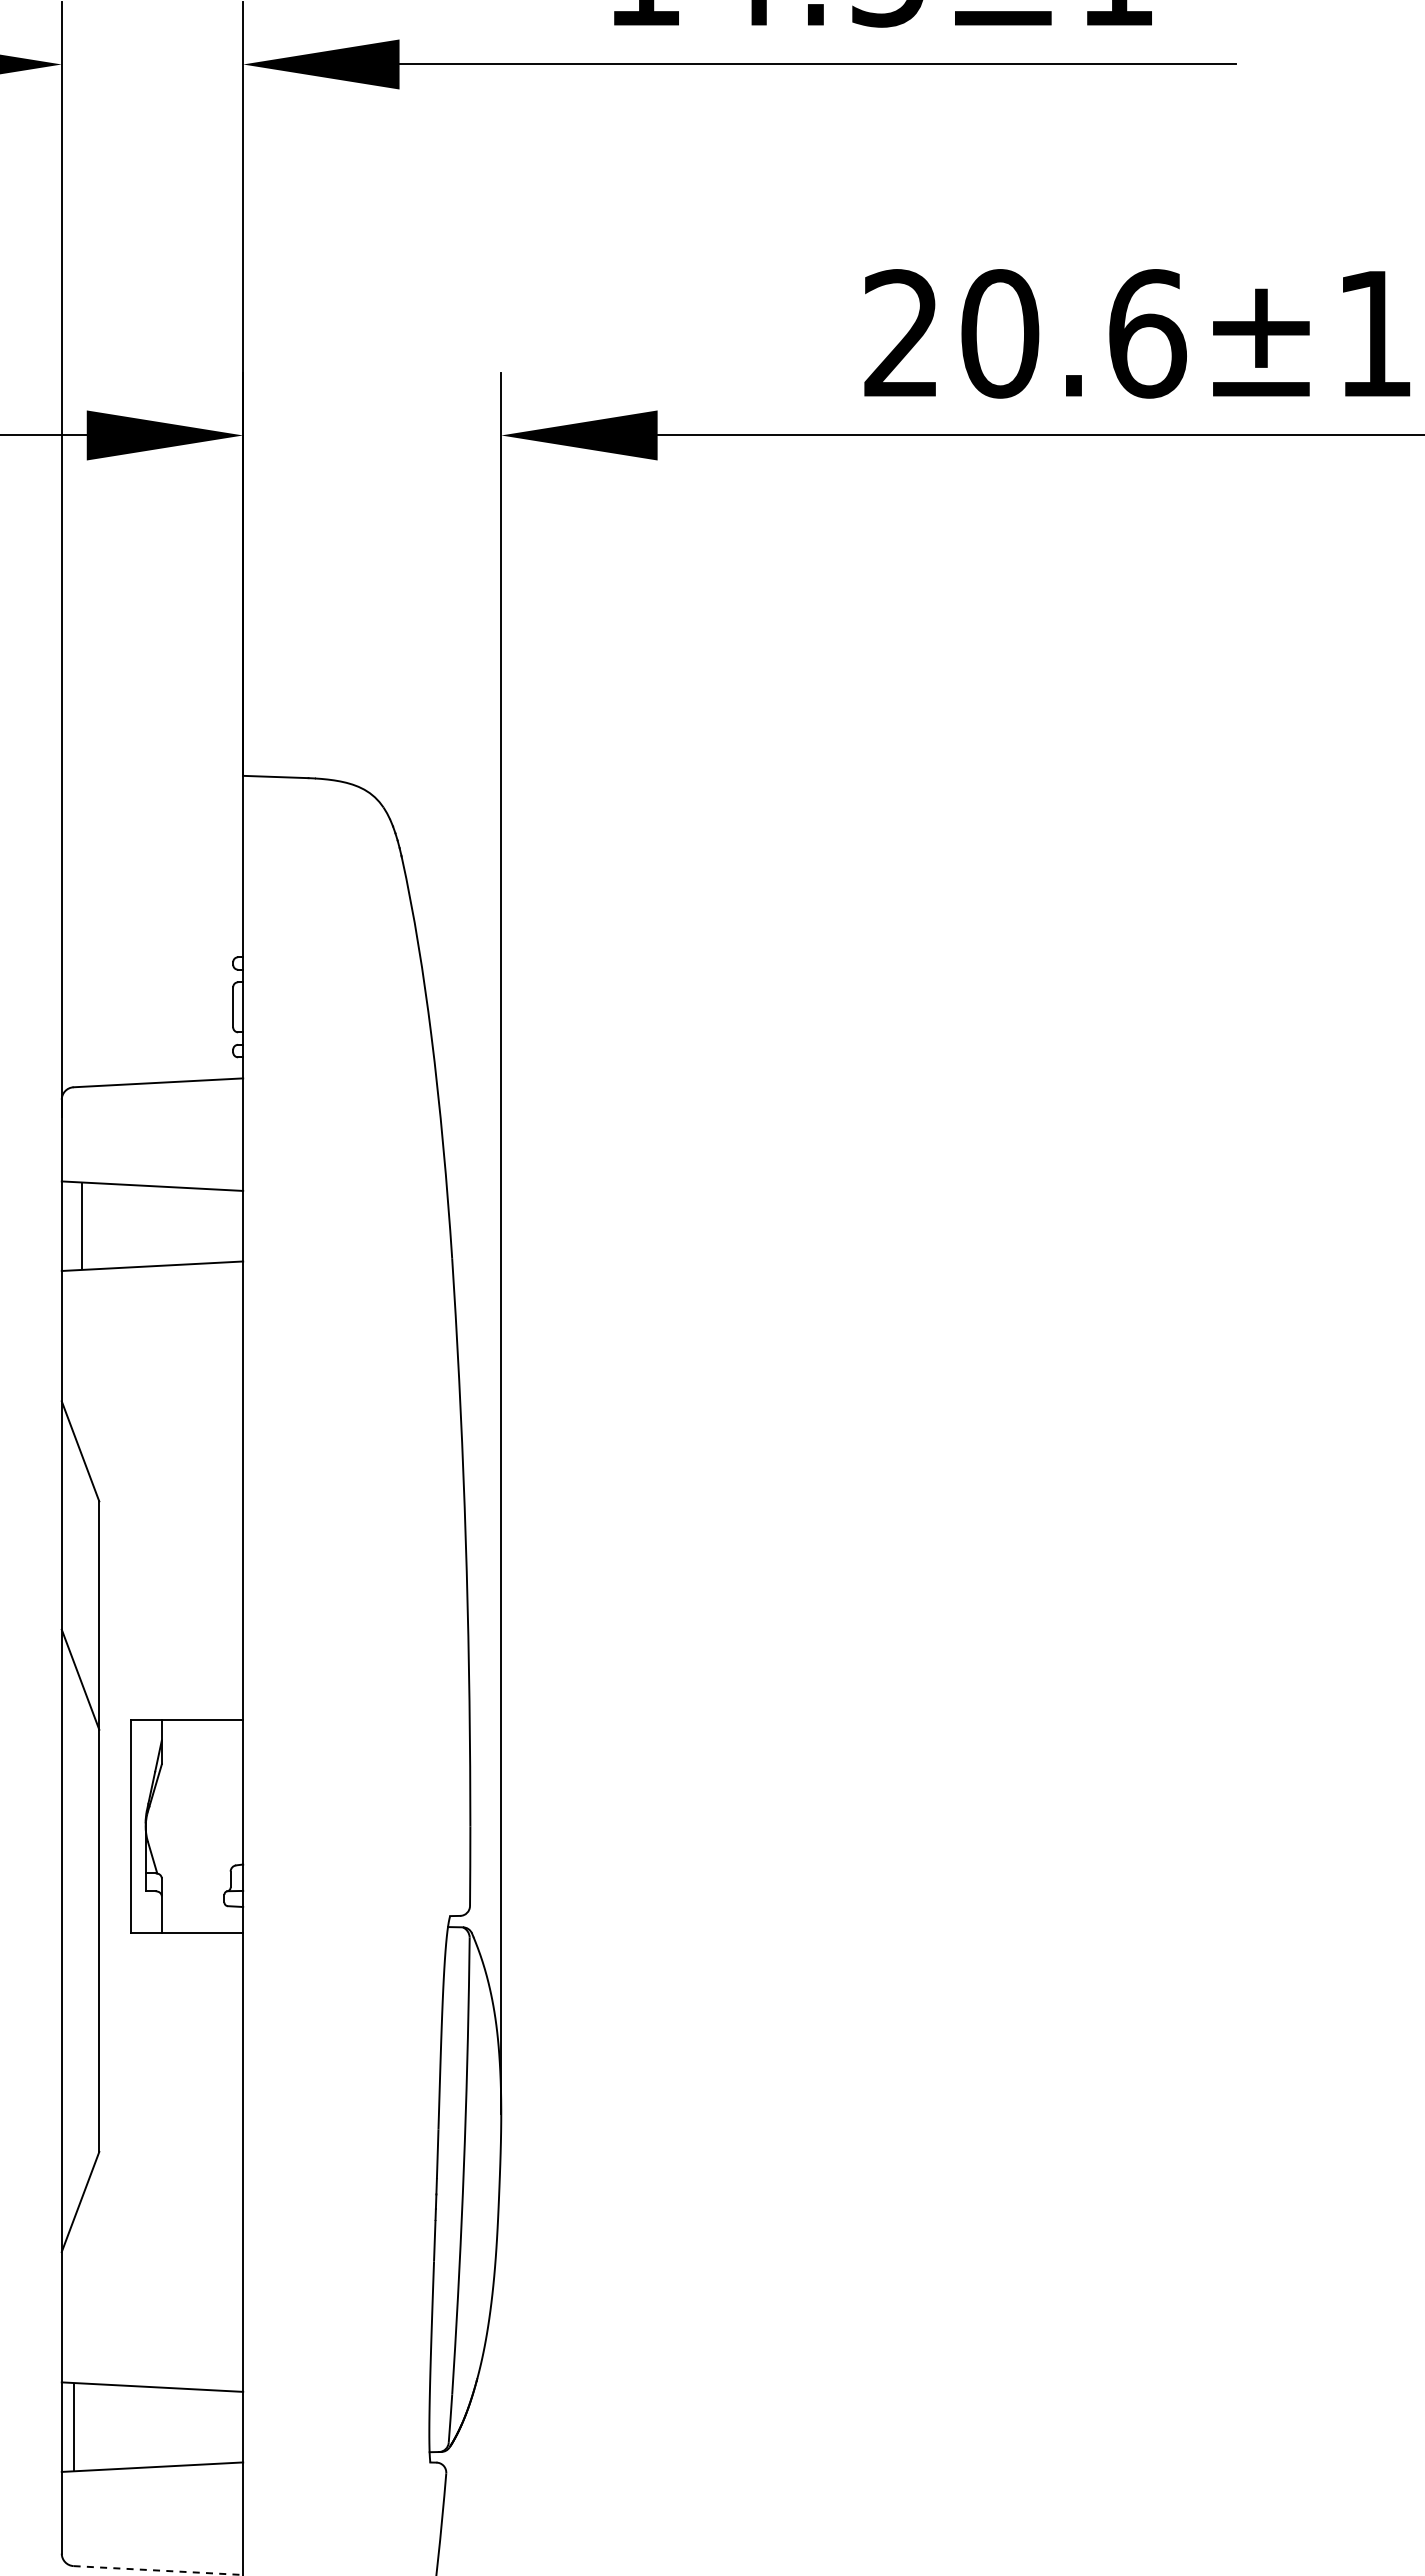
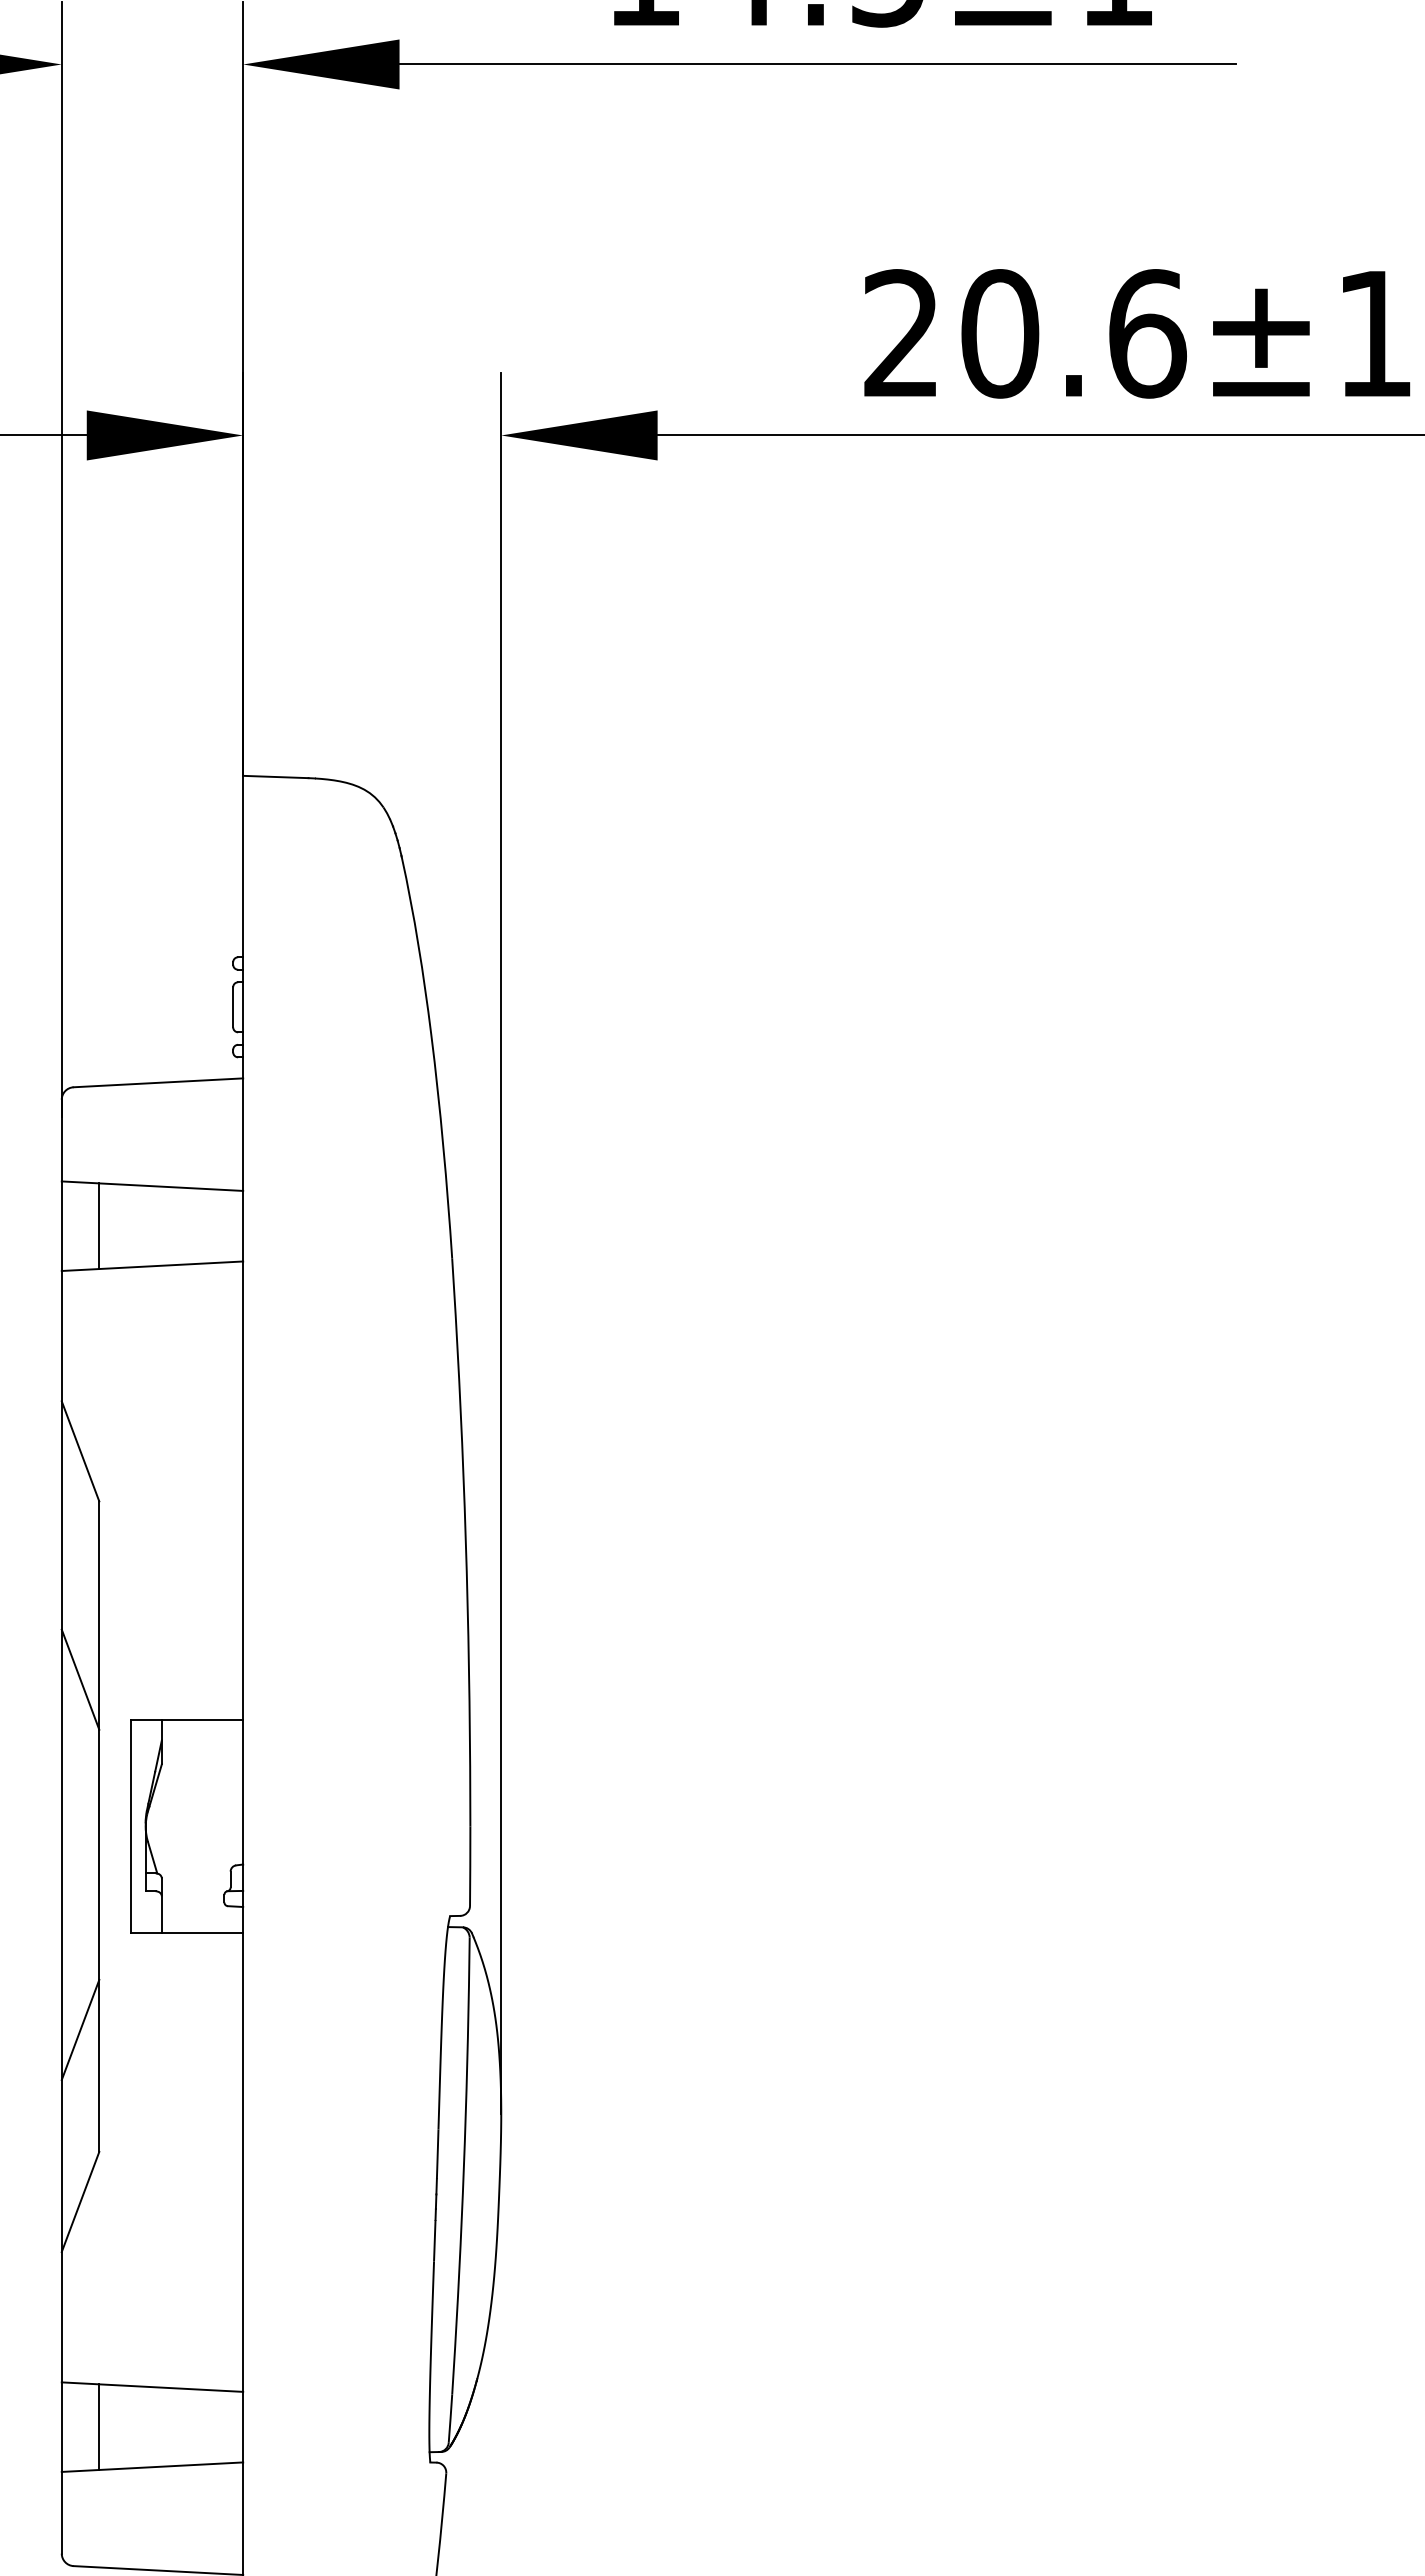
line position: (82, 1226) -> (99, 1226) (99, 1226)
line: none -> present (80, 2029)
line position: (74, 2426) -> (99, 2426) (99, 2426)
line: dashed -> solid (158, 2570)
